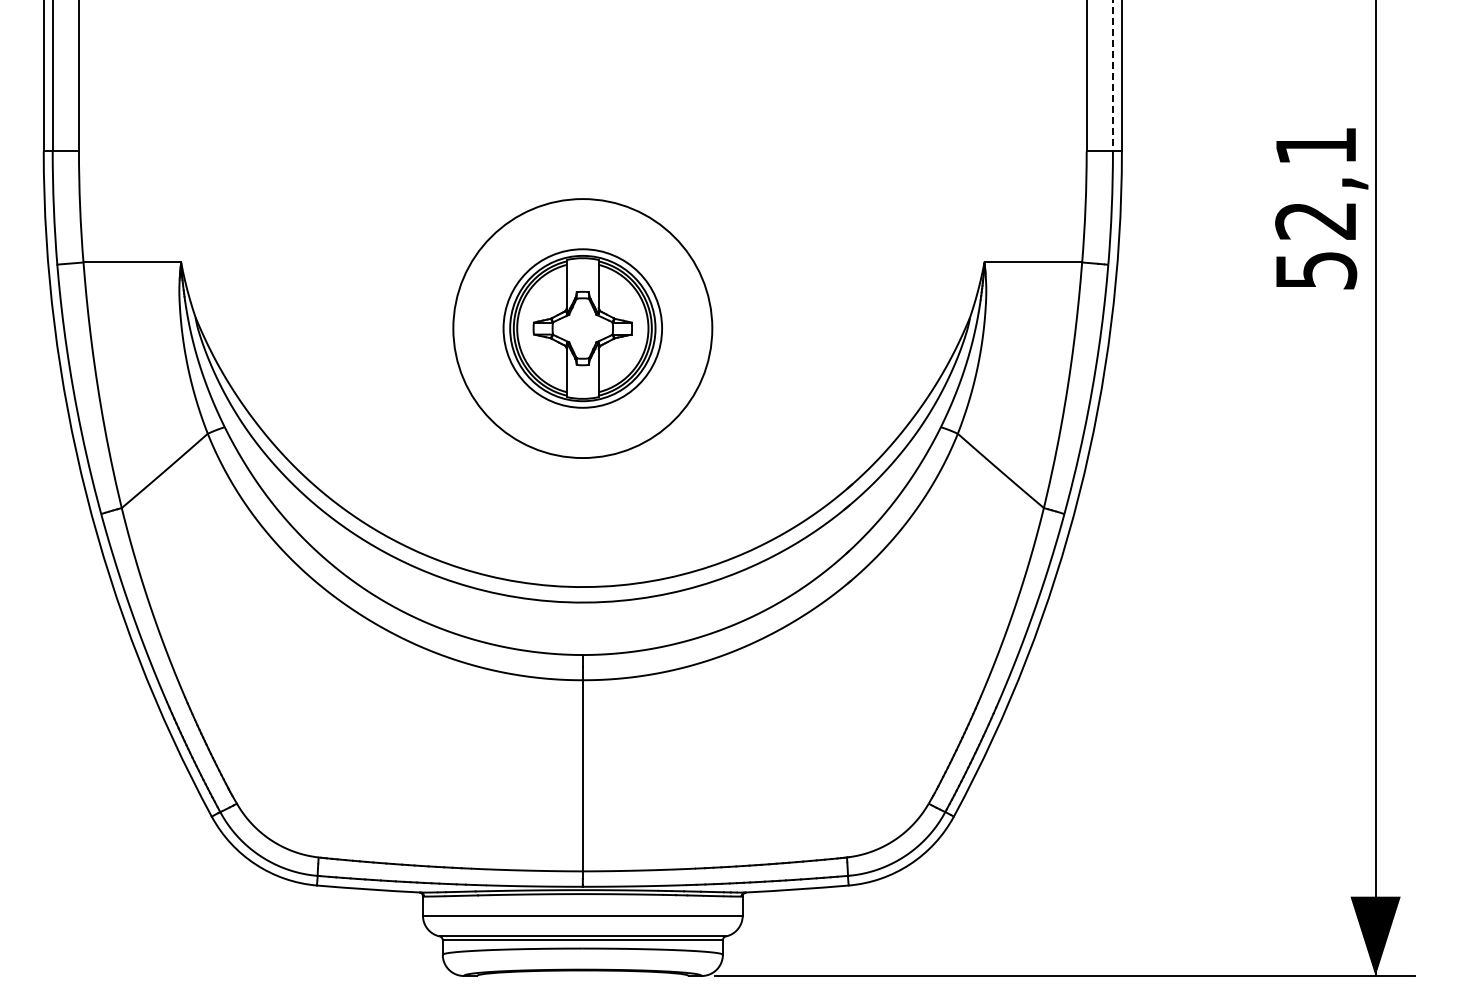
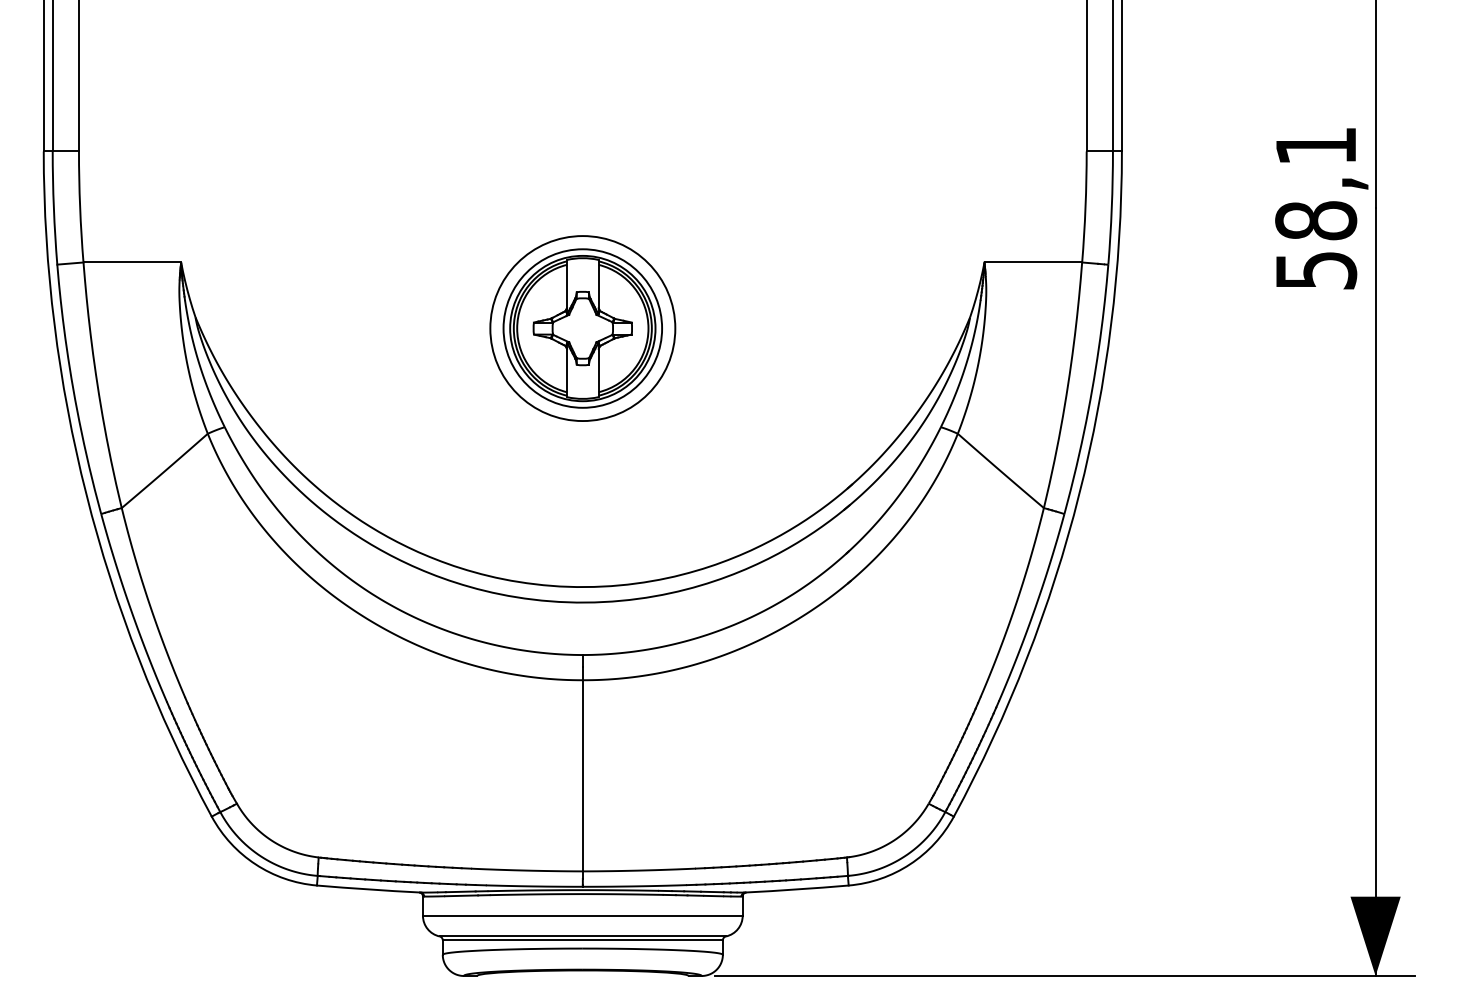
line: dashed -> solid (1112, 76)
text: 52,1 -> 58,1 (1316, 220)
circle diameter: 259 px -> 185 px (582, 328)
